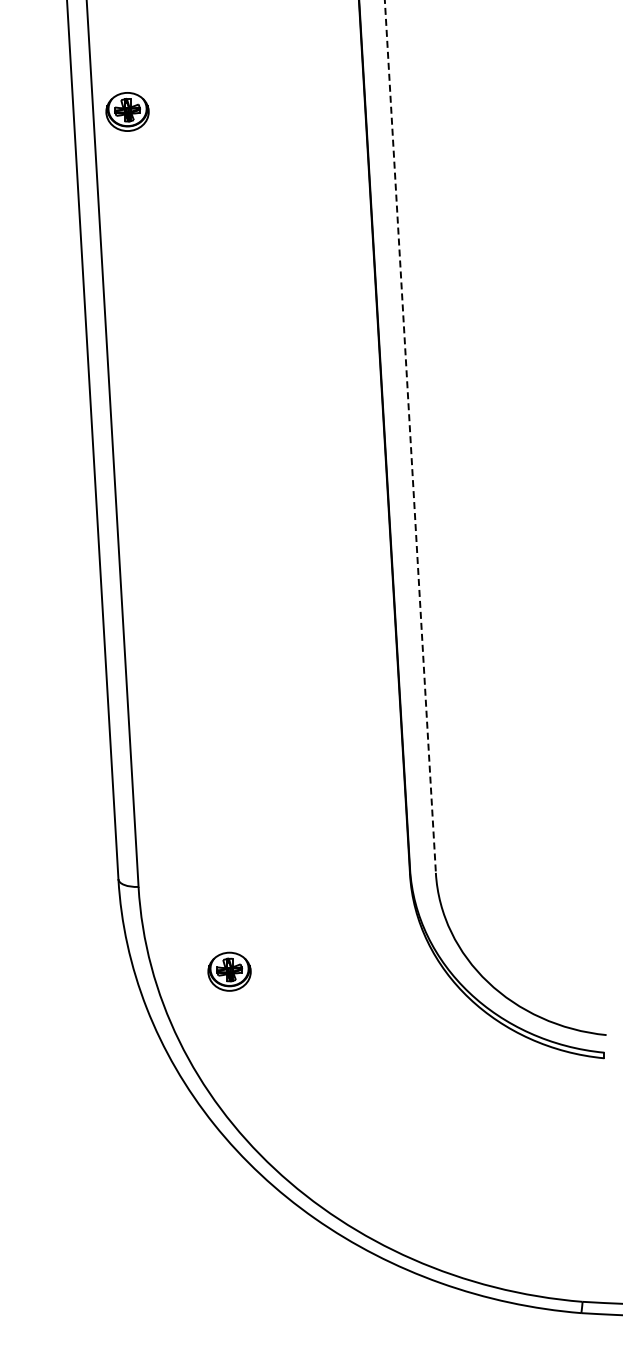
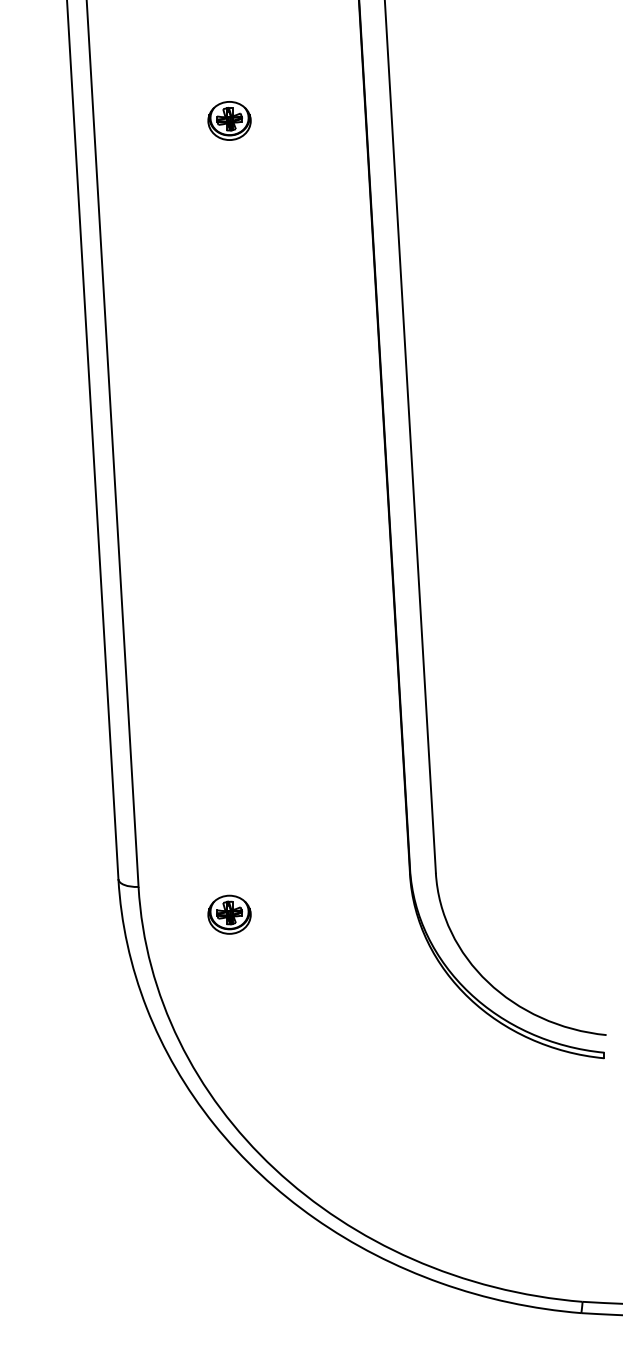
part position: (127, 111) -> (229, 120) (229, 120)
line: dashed -> solid (410, 436)
part position: (229, 971) -> (229, 914) (229, 914)
